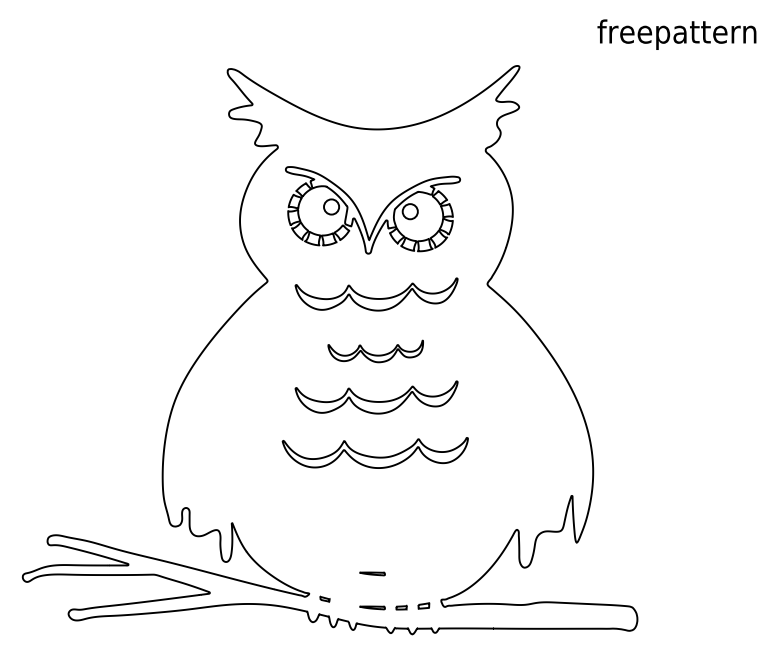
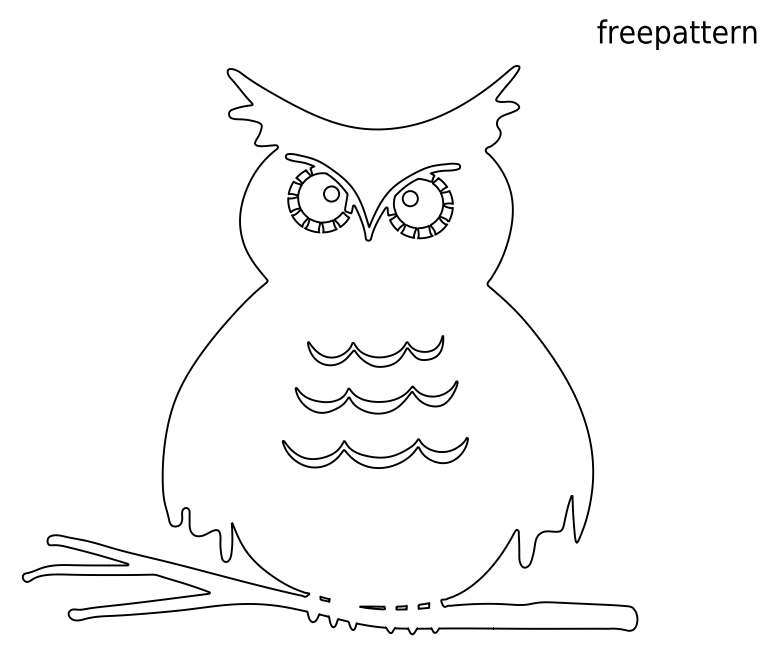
part position: (379, 215) -> (379, 202) (379, 202)
part: present -> none (376, 294)
part size: 97x25 px -> 138x33 px (375, 351)
part: present -> none (372, 573)
